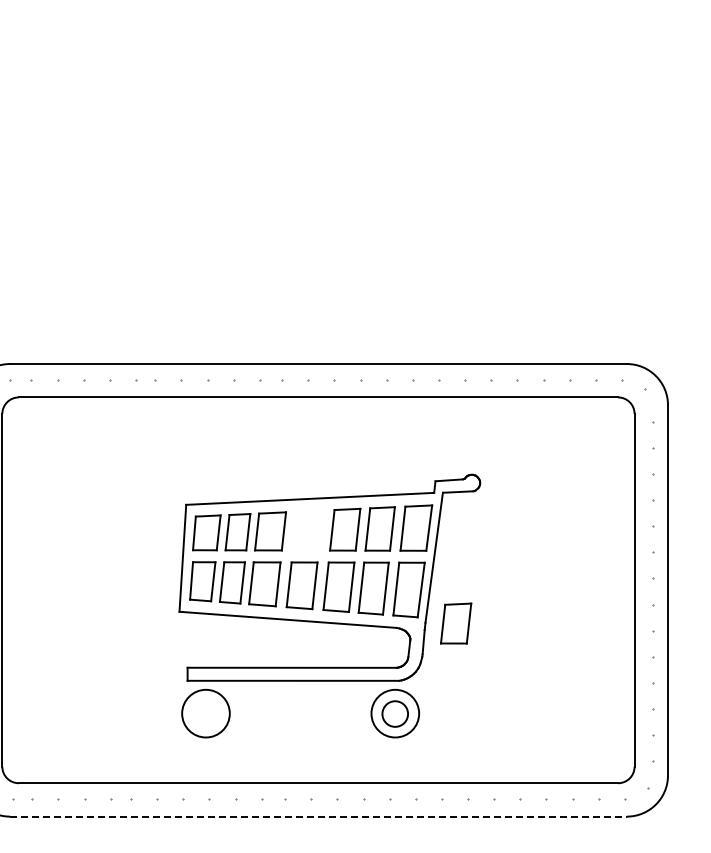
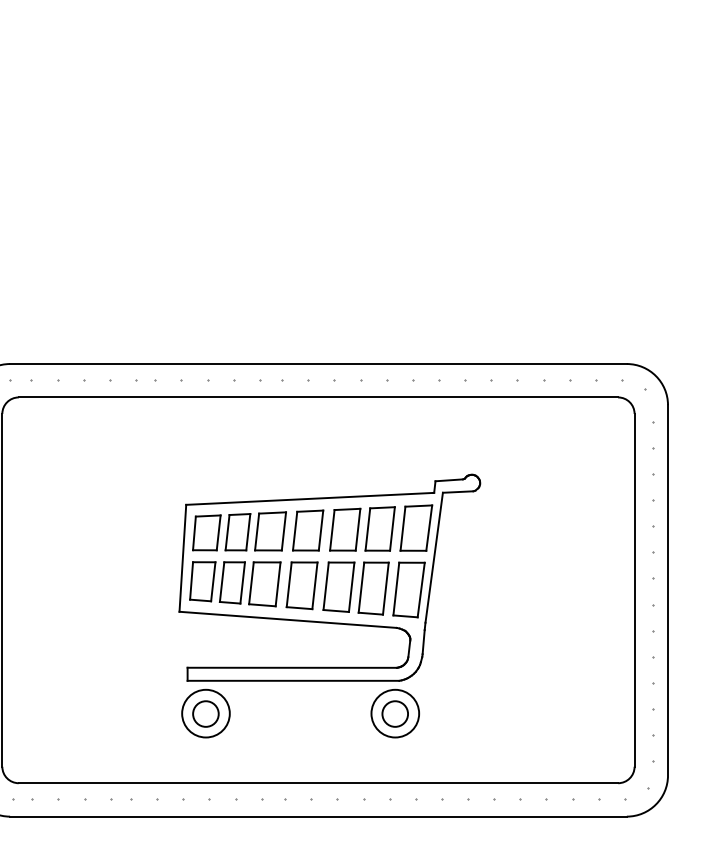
part position: (456, 623) -> (308, 530) (308, 530)
circle: none -> present (205, 713)
line: dashed -> solid (318, 816)
